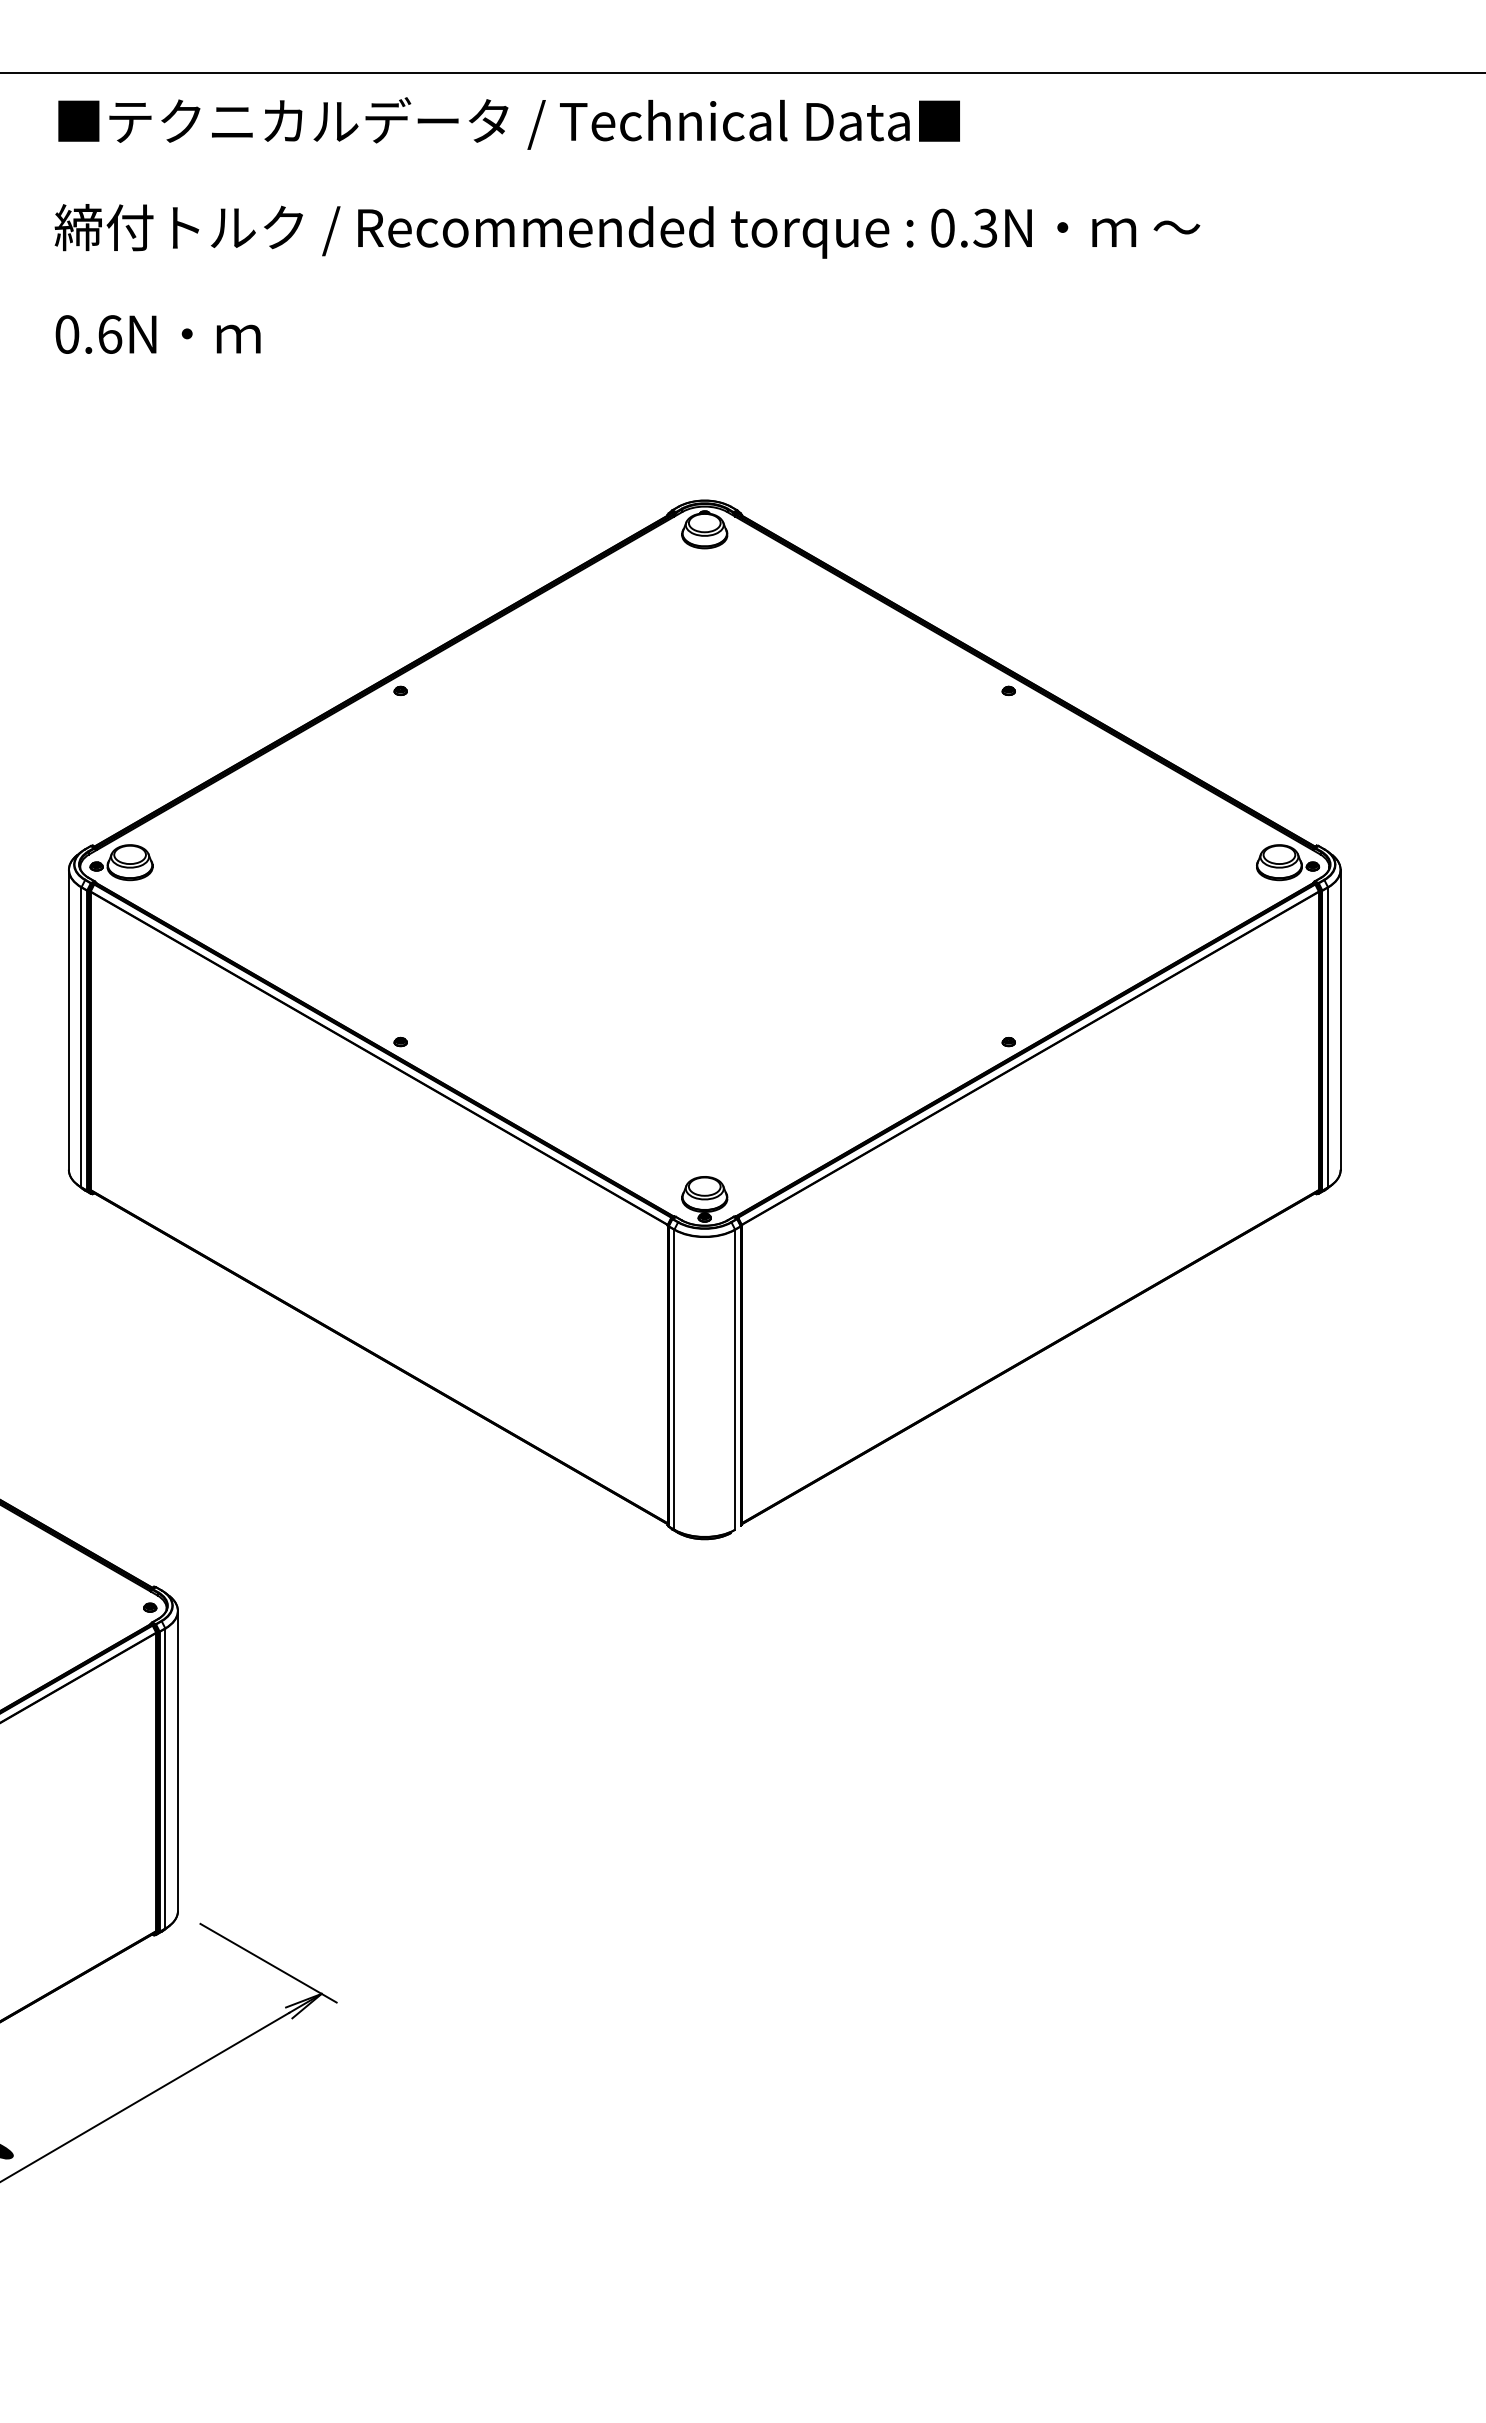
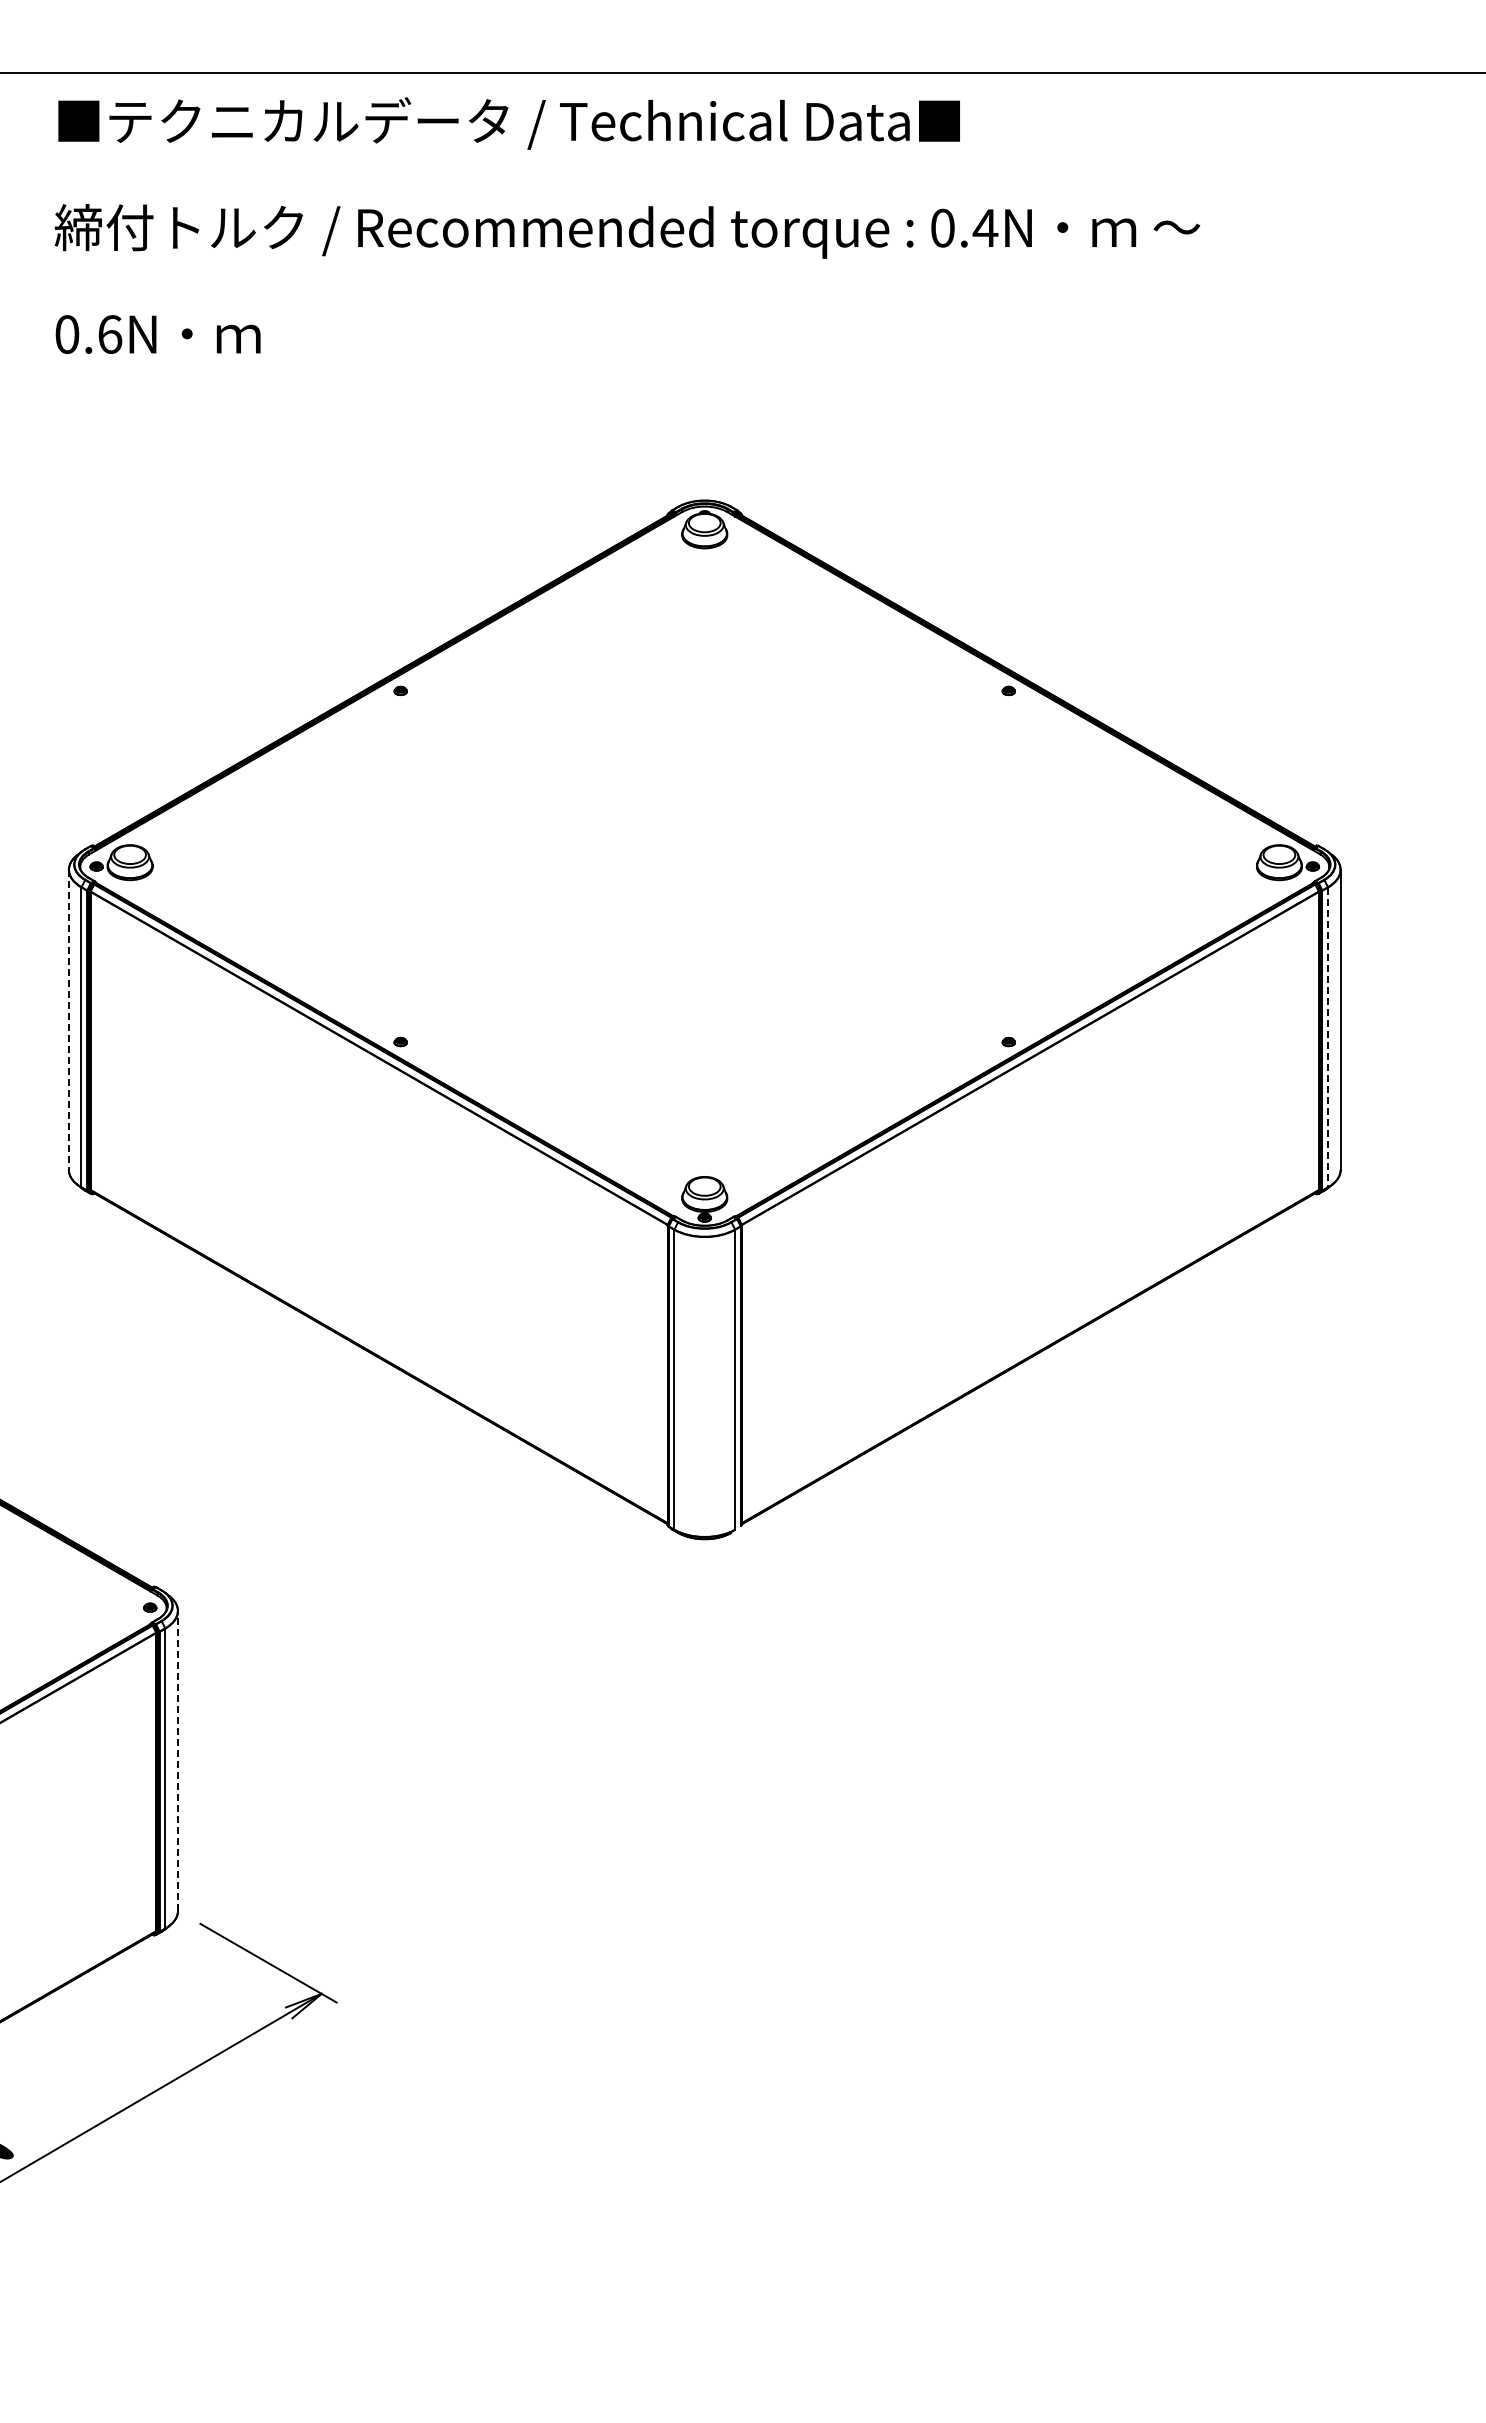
text: 0.3N -> 0.4N (985, 227)
line: solid -> dashed (68, 1019)
line: solid -> dashed (1328, 1037)
line: solid -> dashed (178, 1761)
